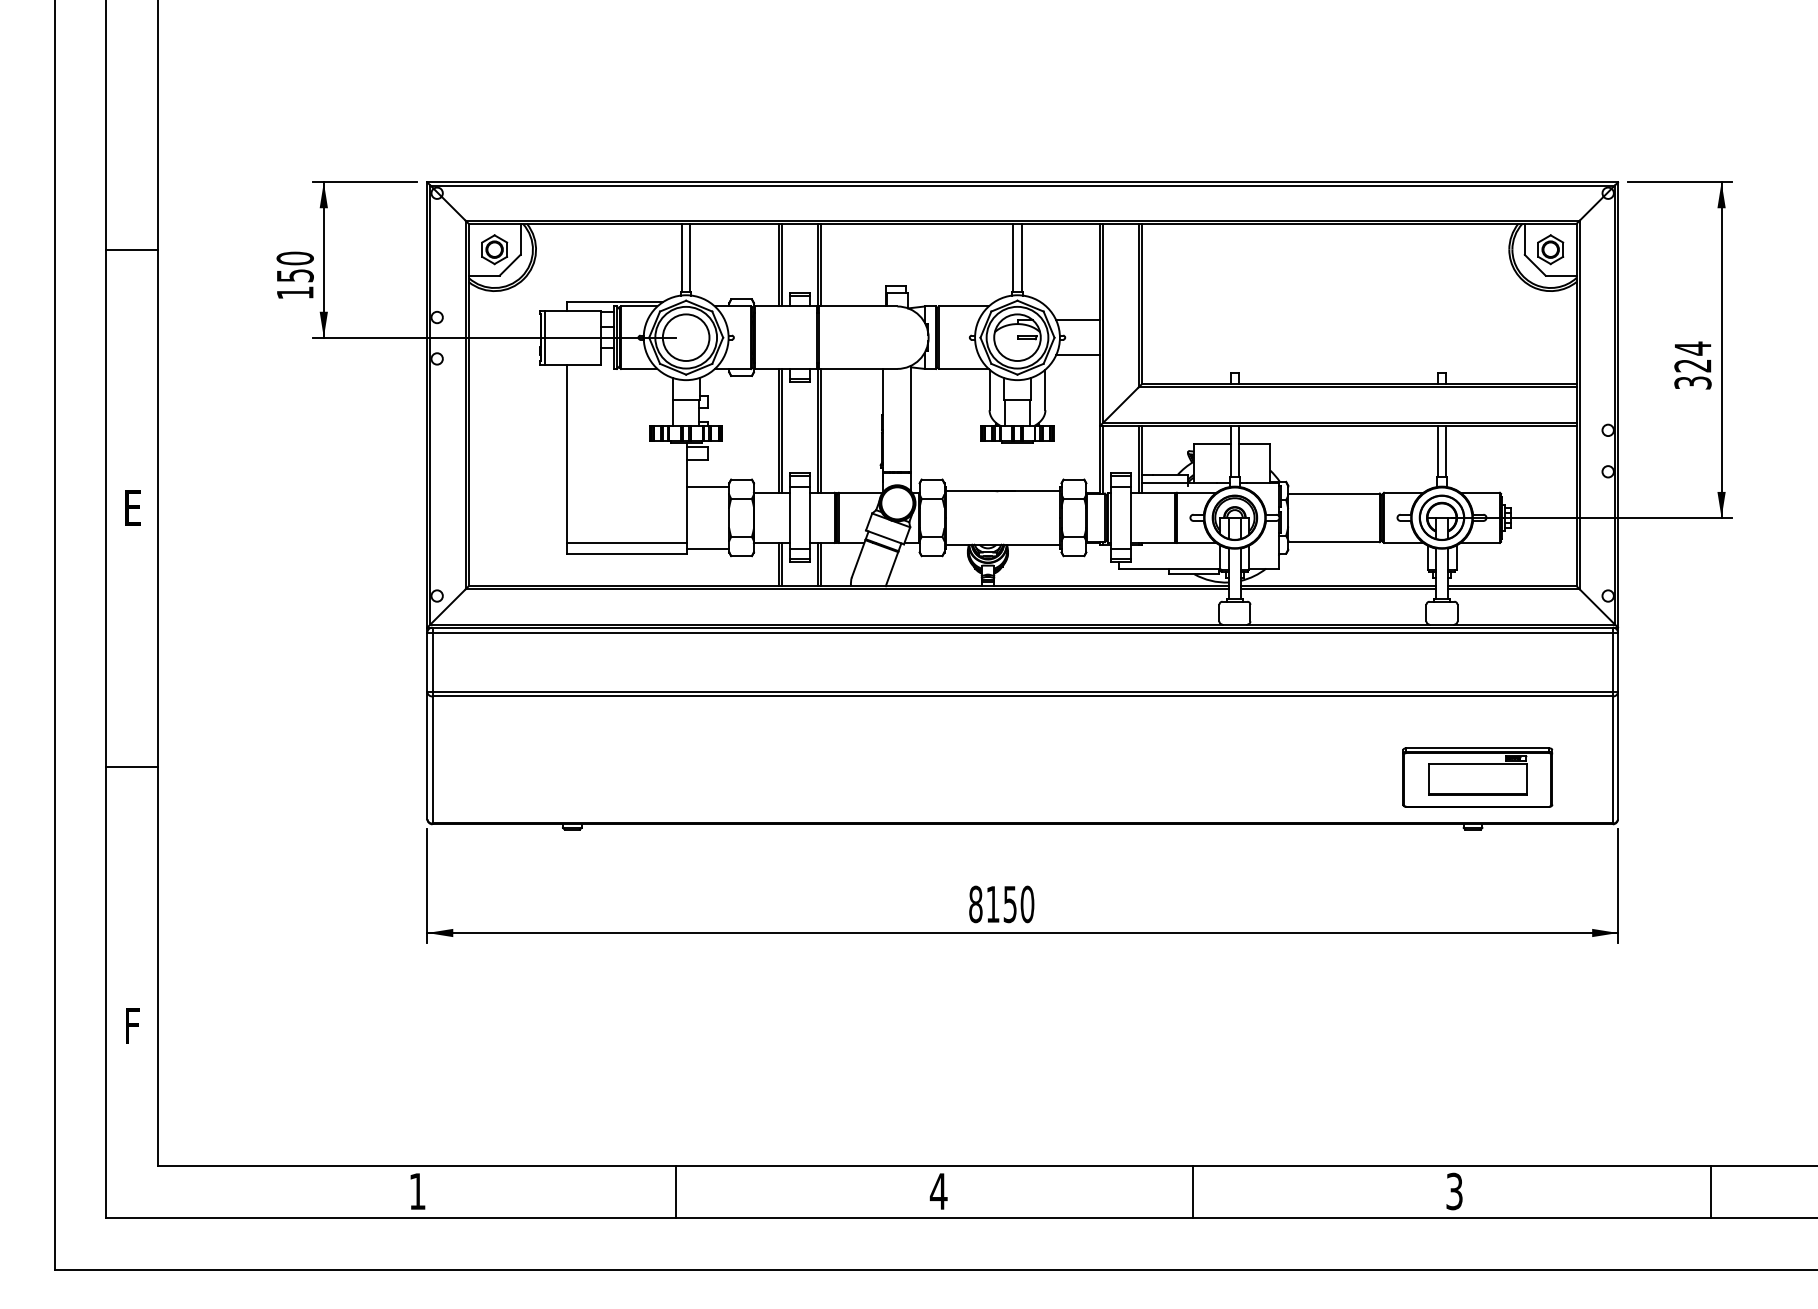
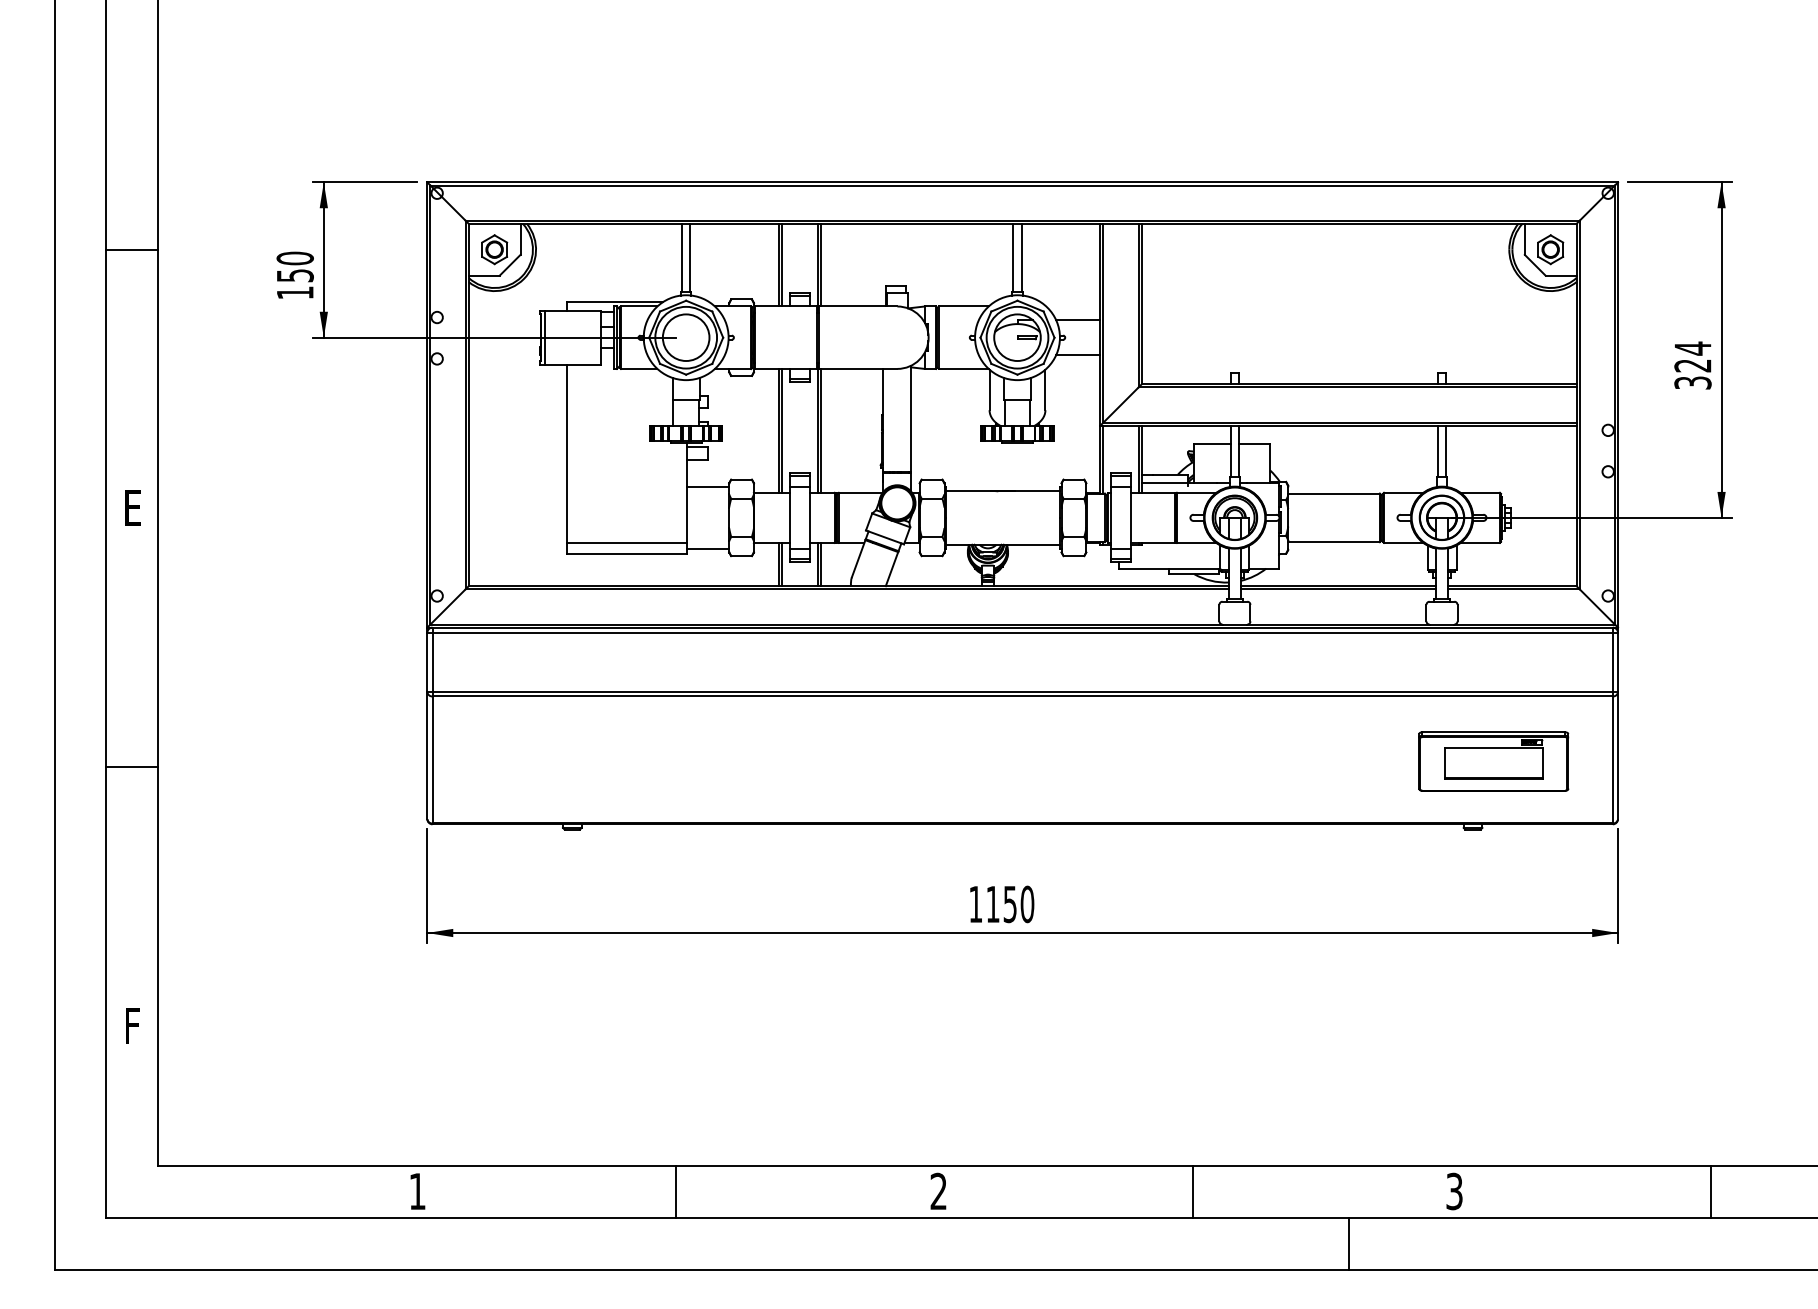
part position: (1477, 777) -> (1493, 761) (1493, 761)
text: 8150 -> 1150 (975, 904)
text: 4 -> 2 (938, 1190)
line: none -> present (1348, 1243)
